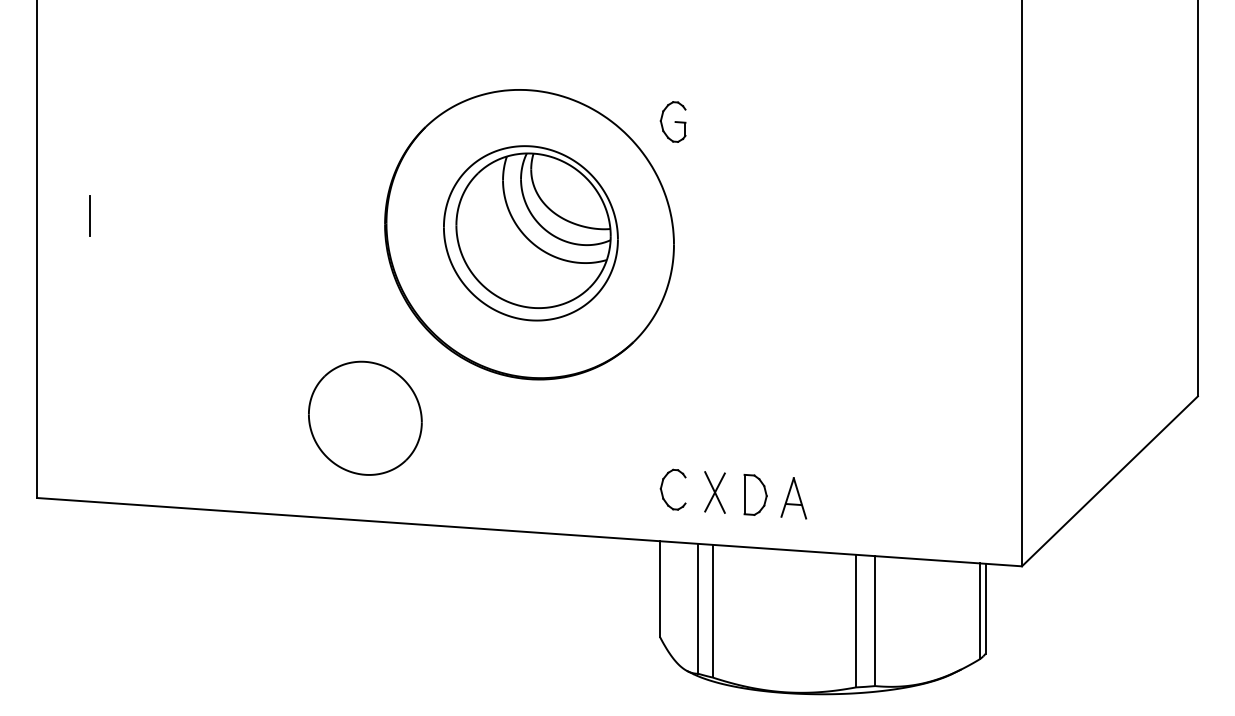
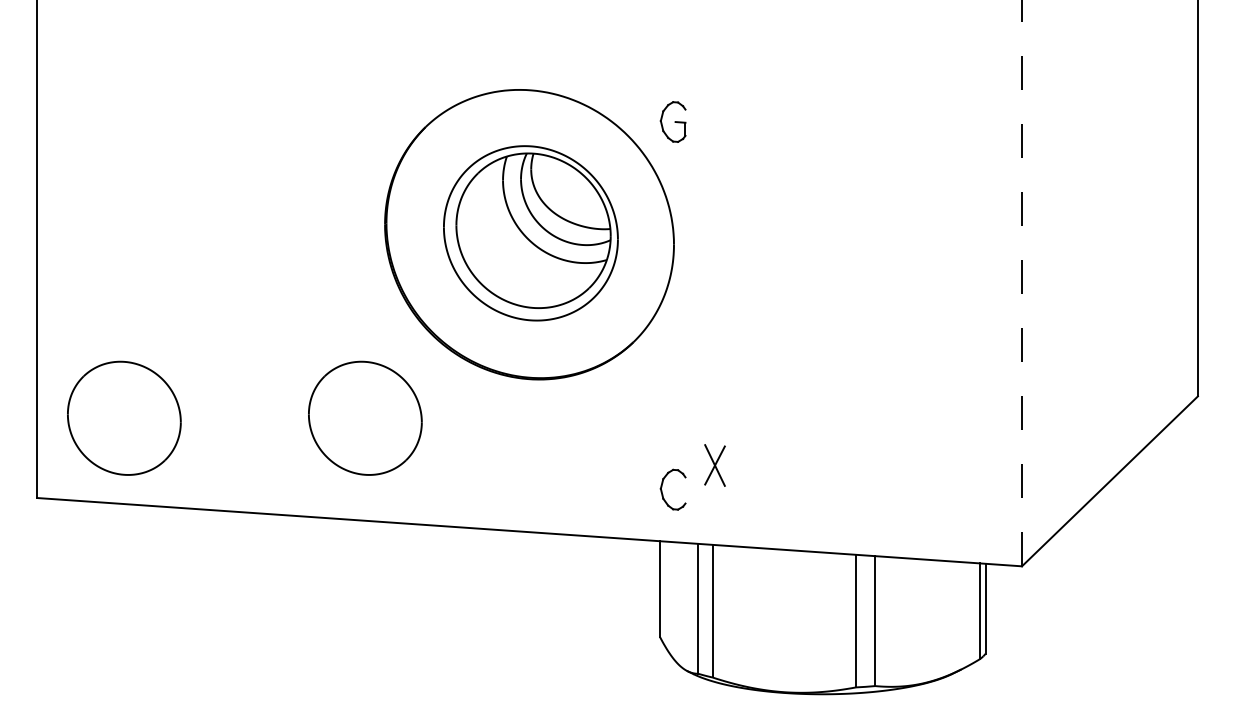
line: present -> none (89, 215)
line: solid -> dashed (1022, 283)
part: none -> present (124, 417)
part position: (714, 492) -> (714, 465) (714, 465)
part: present -> none (755, 494)
part: present -> none (793, 498)
